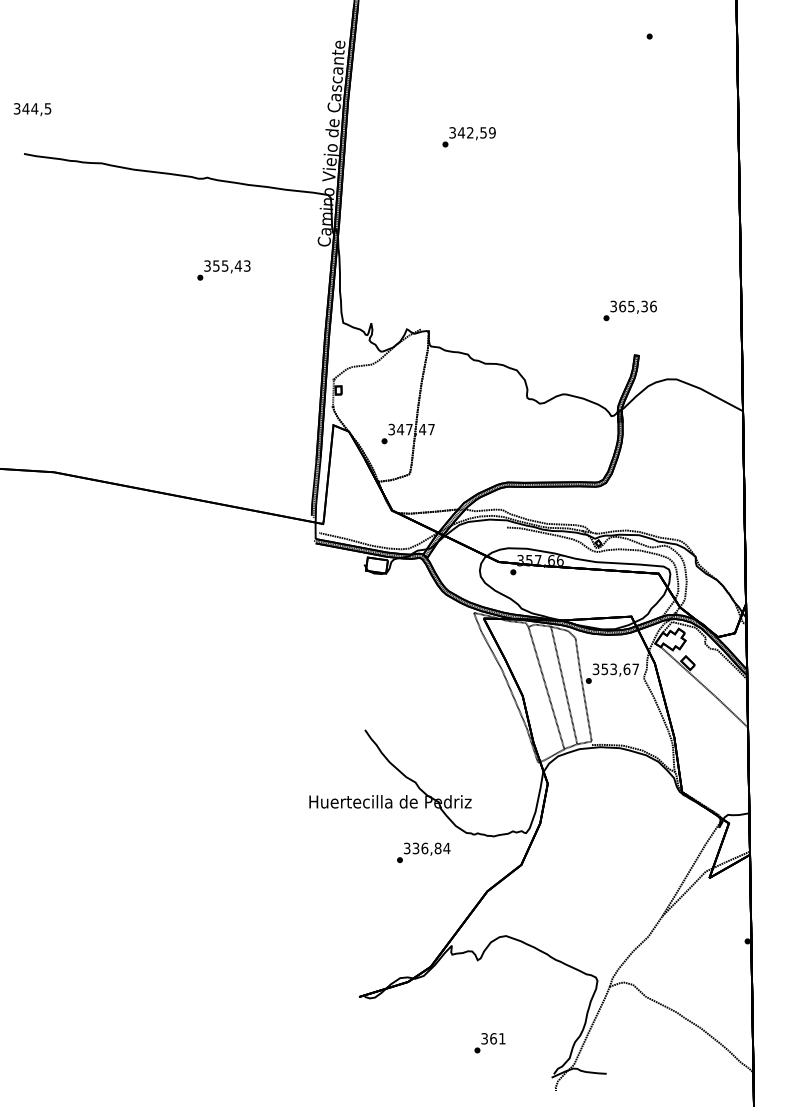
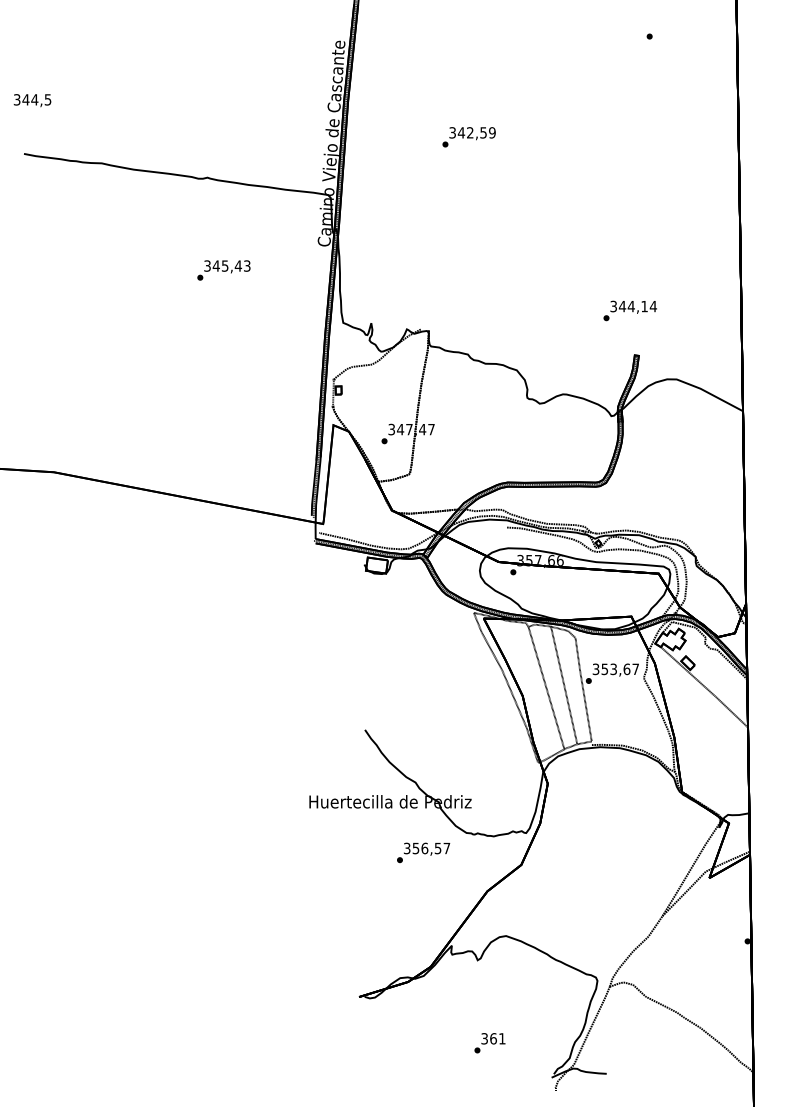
text position: (32, 109) -> (32, 100) (32, 100)
text: 355,43 -> 345,43 (215, 265)
text: 365,36 -> 344,14 (637, 306)
text: 336,84 -> 356,57 (431, 848)
